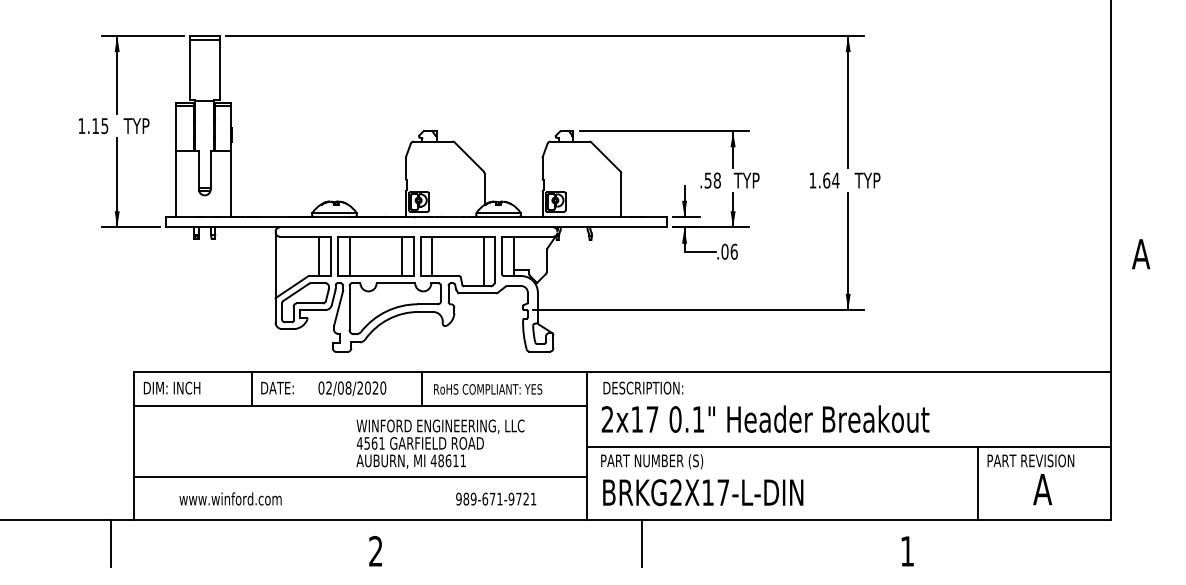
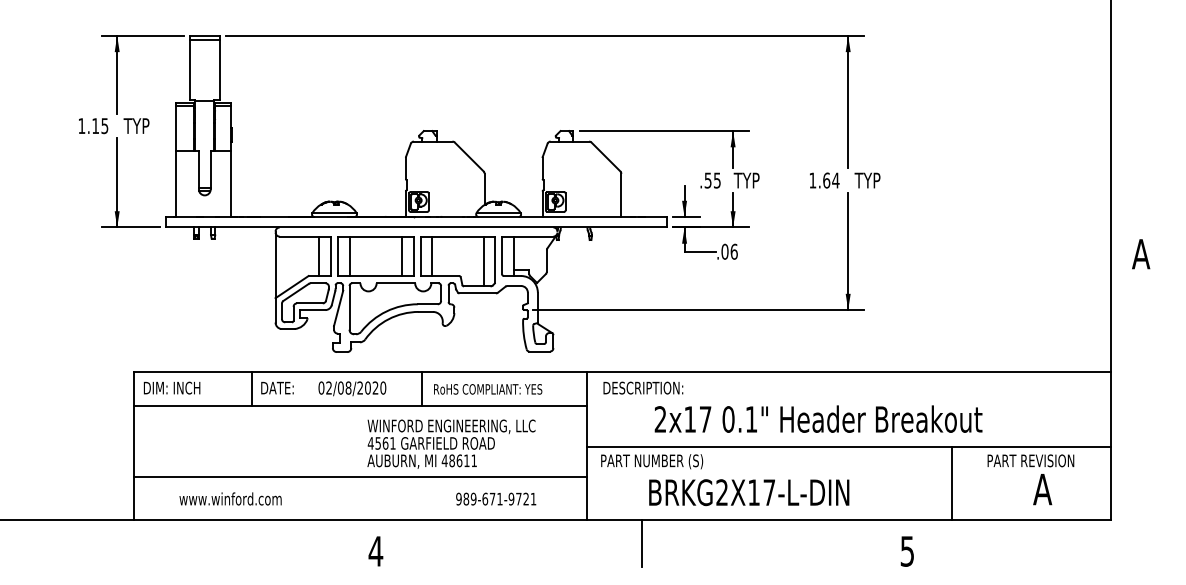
text: .58 -> .55 (716, 180)
text position: (765, 418) -> (818, 418) (818, 418)
text position: (440, 443) -> (451, 443) (451, 443)
line position: (978, 483) -> (952, 483) (952, 483)
text position: (703, 492) -> (749, 492) (749, 492)
line: present -> none (110, 543)
text: 2 -> 4 (375, 551)
text: 1 -> 5 (906, 551)
